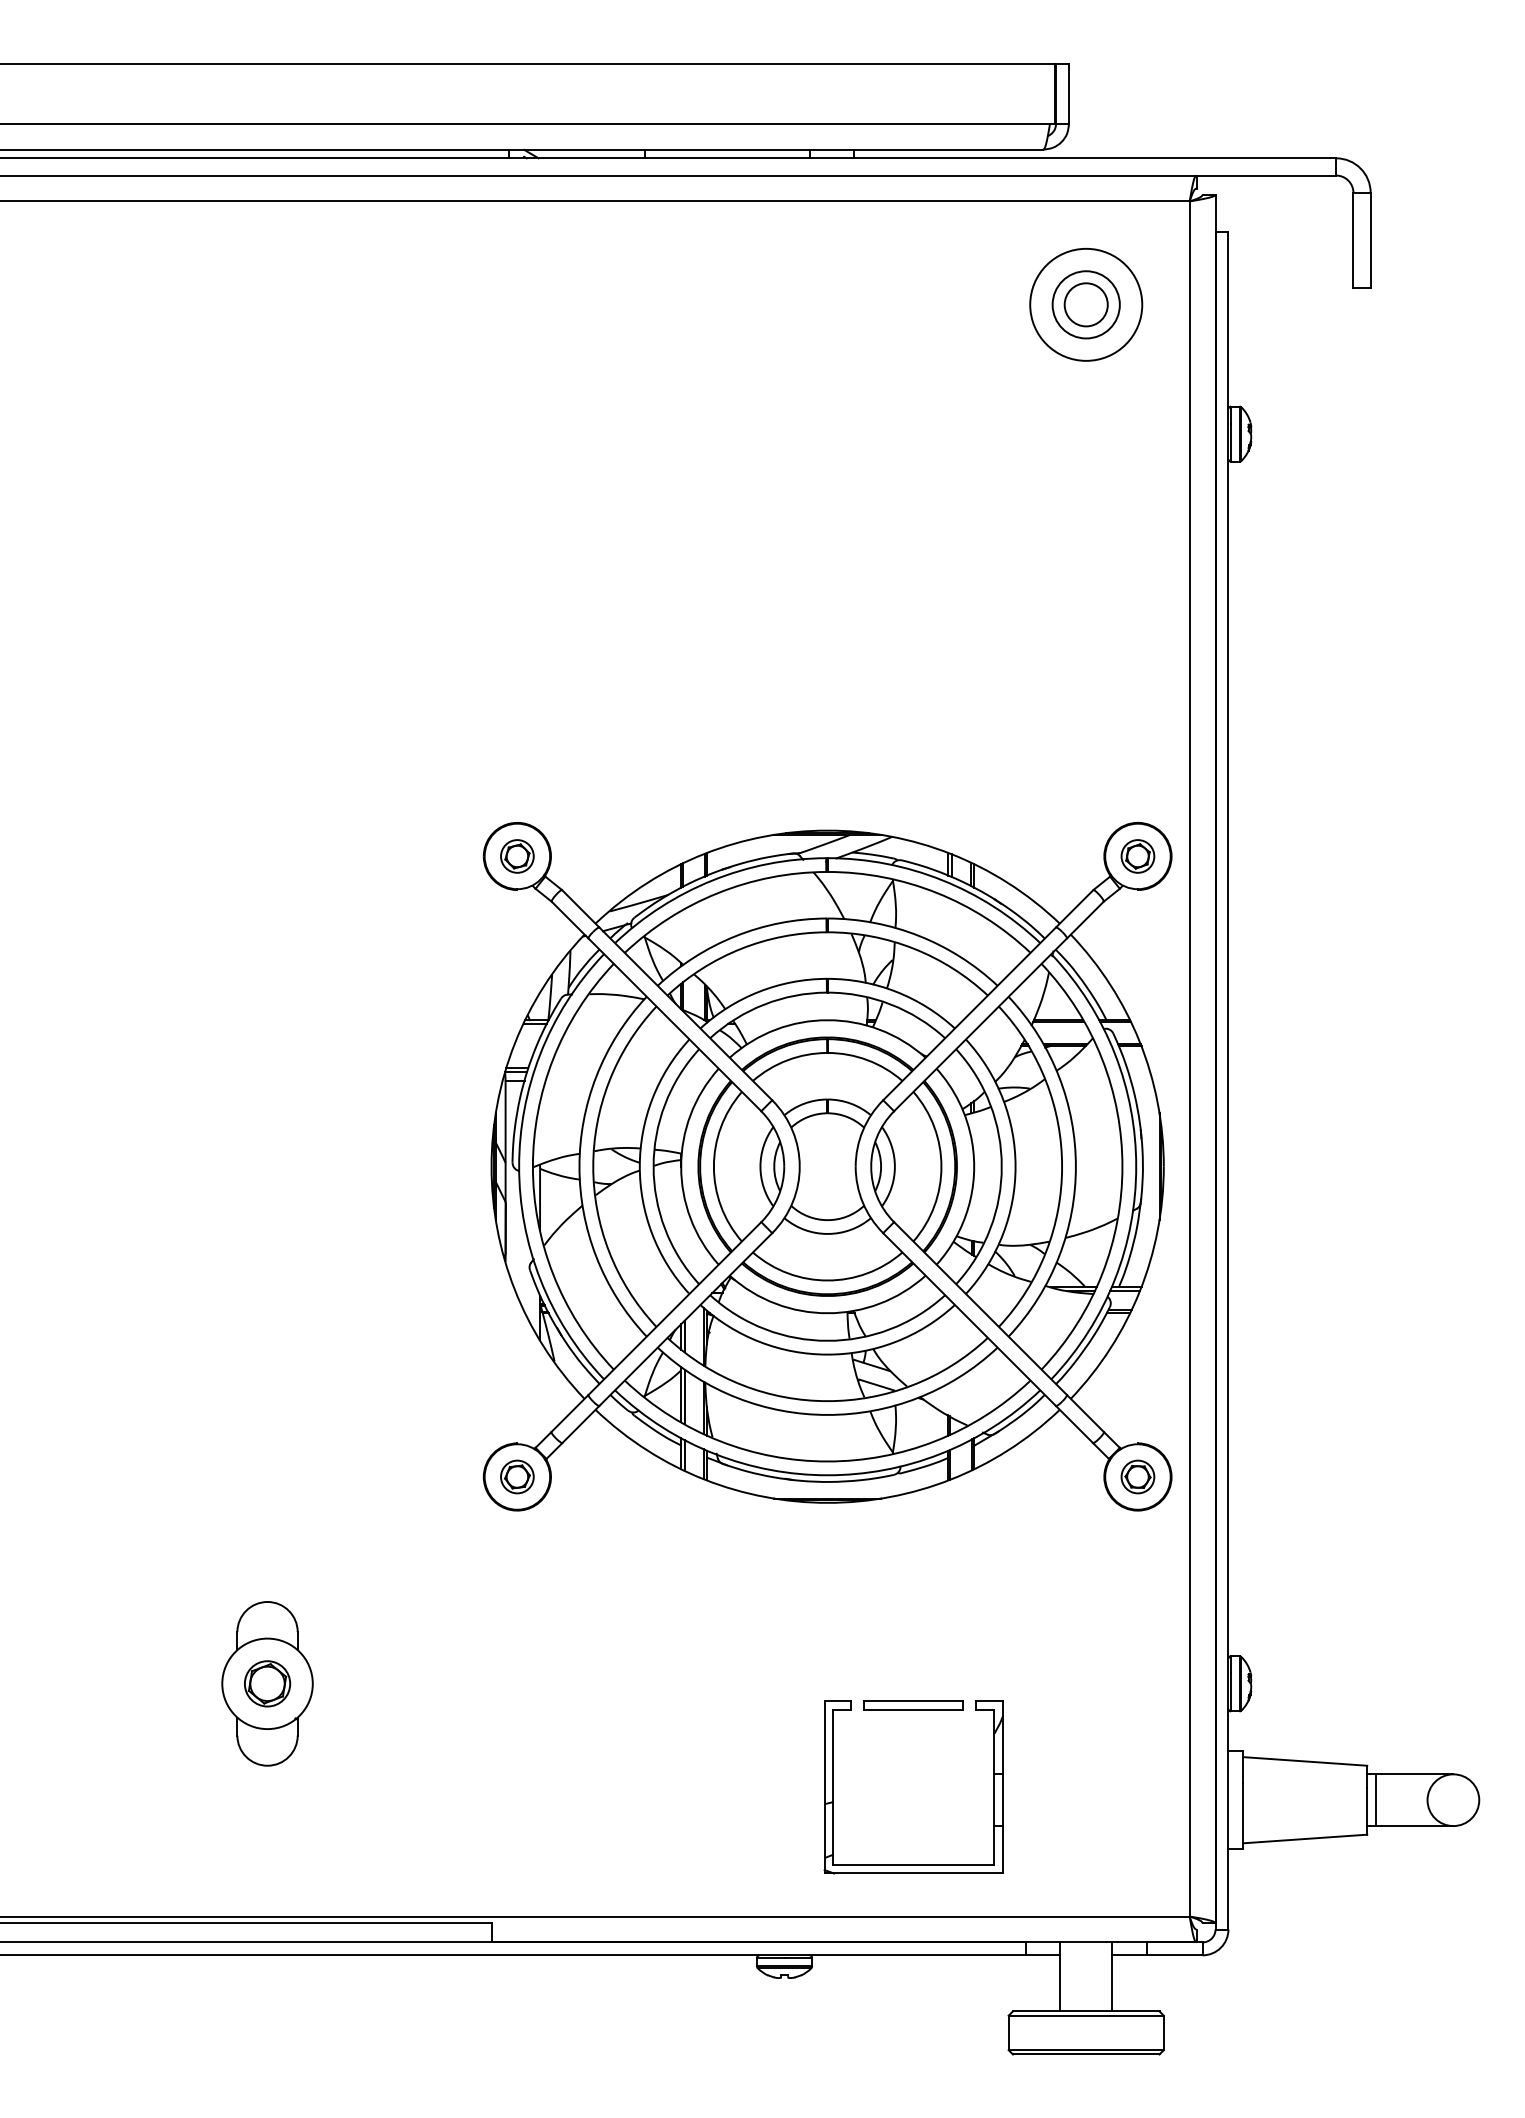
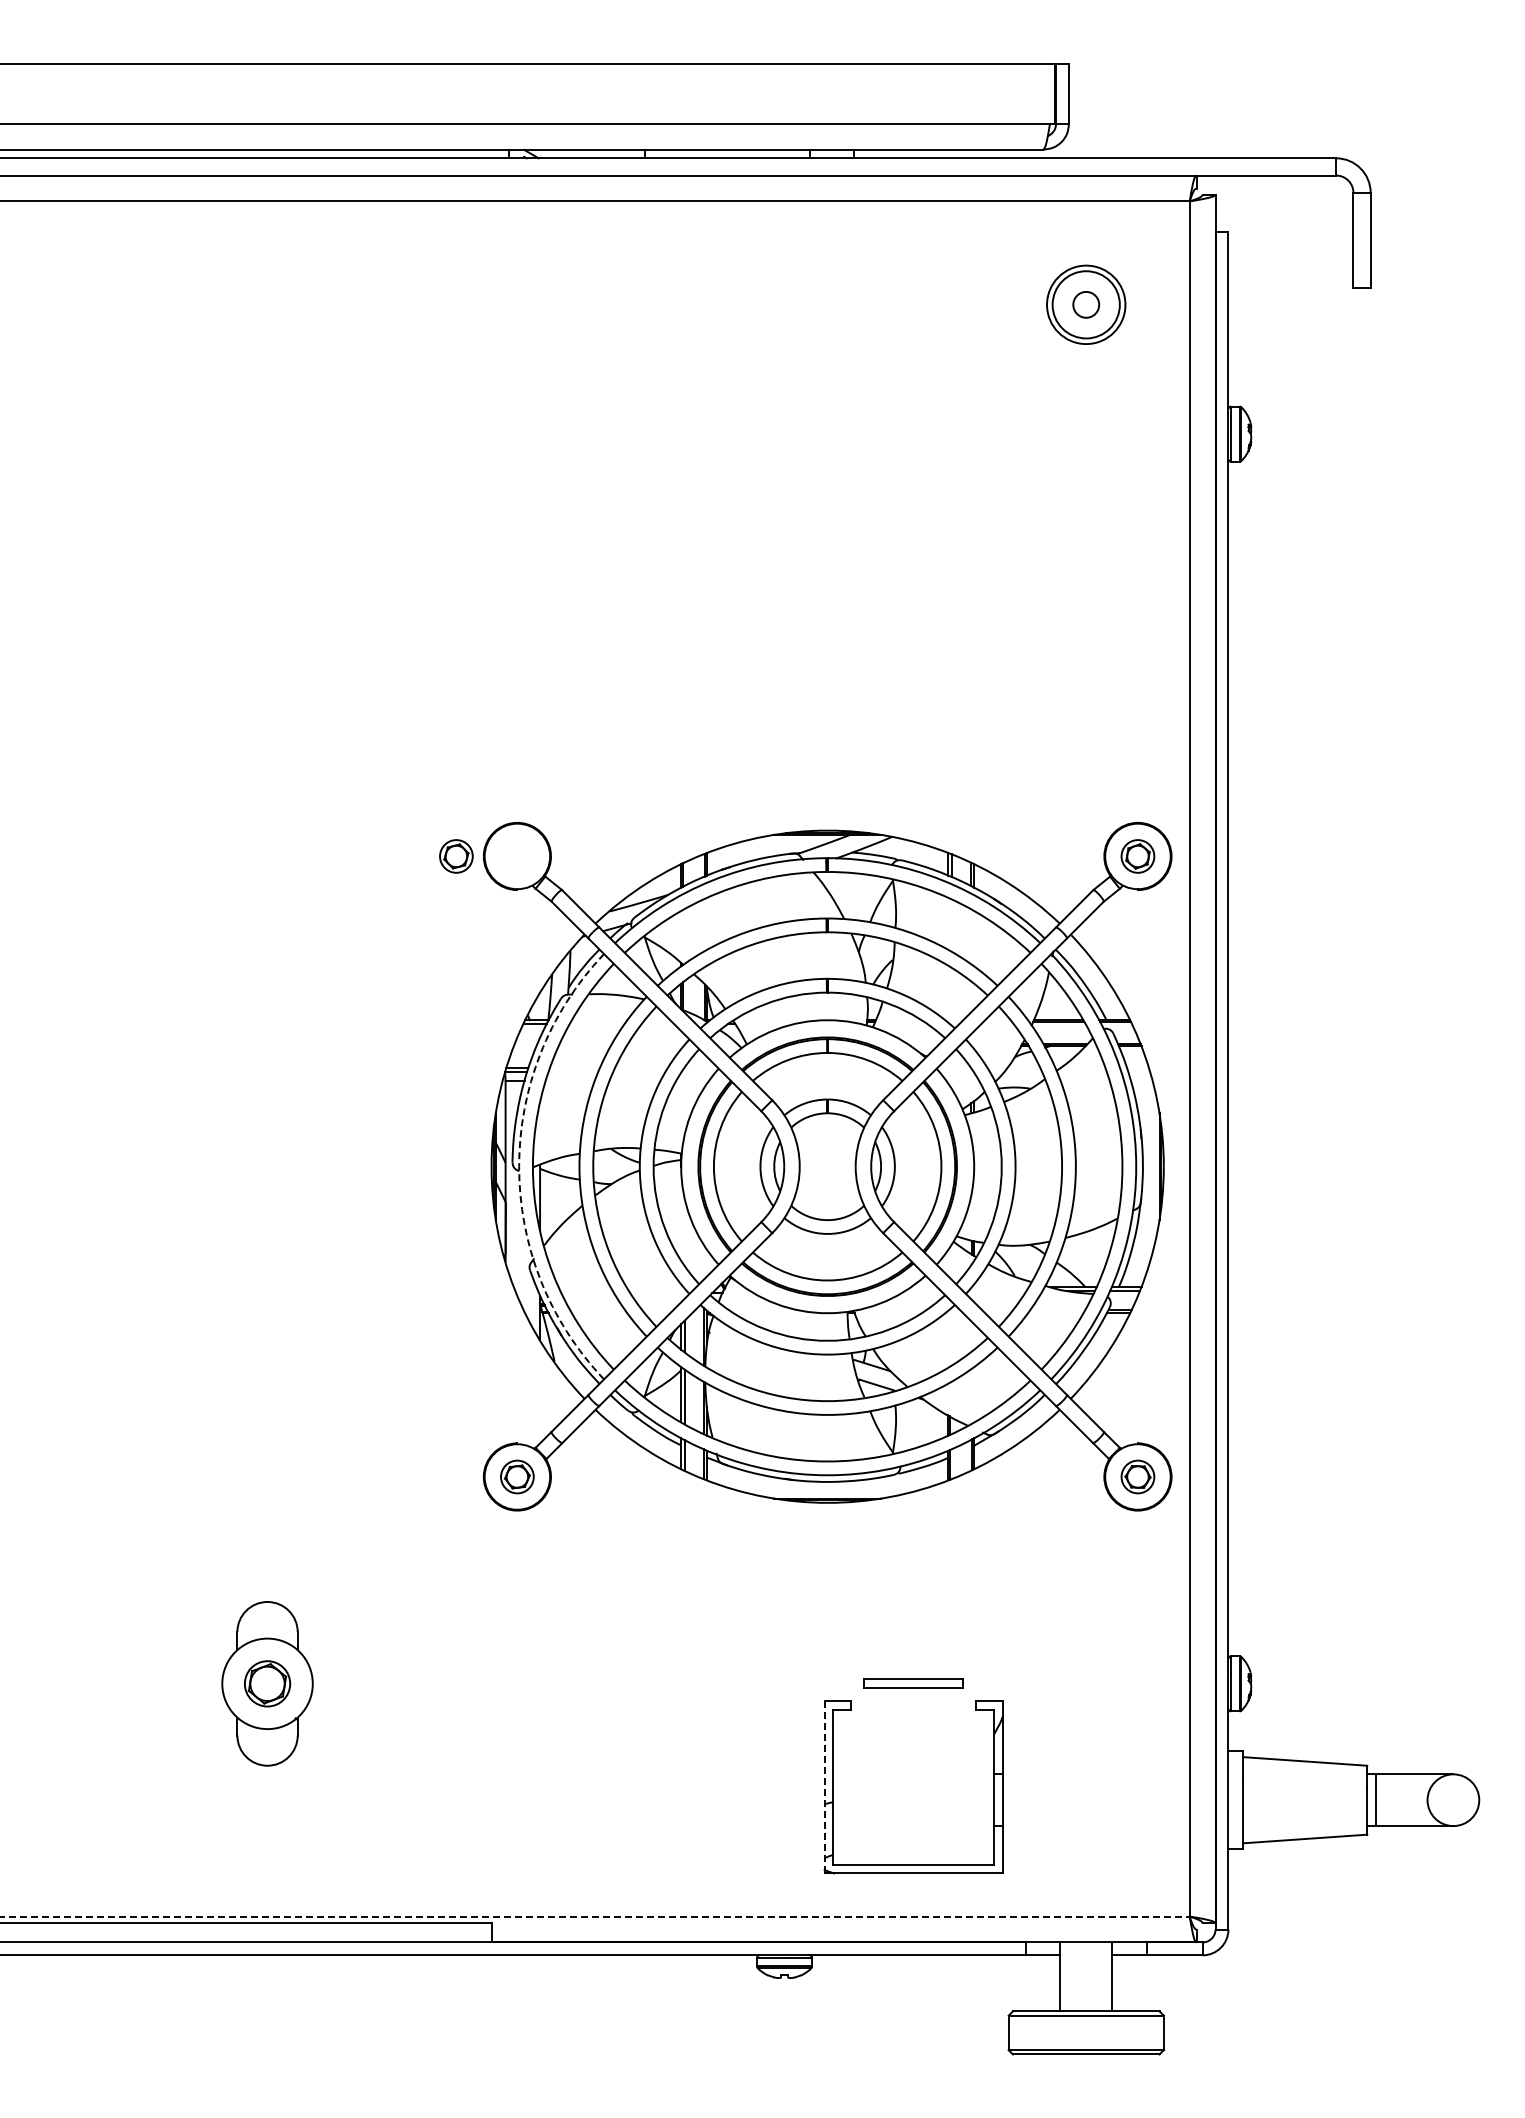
circle diameter: 43 px -> 26 px (1086, 304)
circle diameter: 112 px -> 78 px (1086, 304)
part position: (517, 856) -> (456, 856) (456, 856)
arc: solid -> dashed (519, 1166)
part position: (913, 1705) -> (913, 1683) (913, 1683)
line: solid -> dashed (824, 1787)
line: solid -> dashed (595, 1916)
